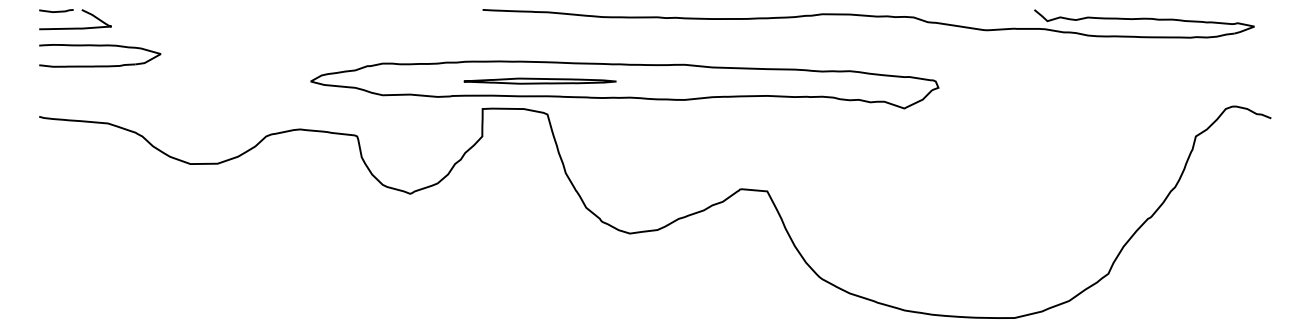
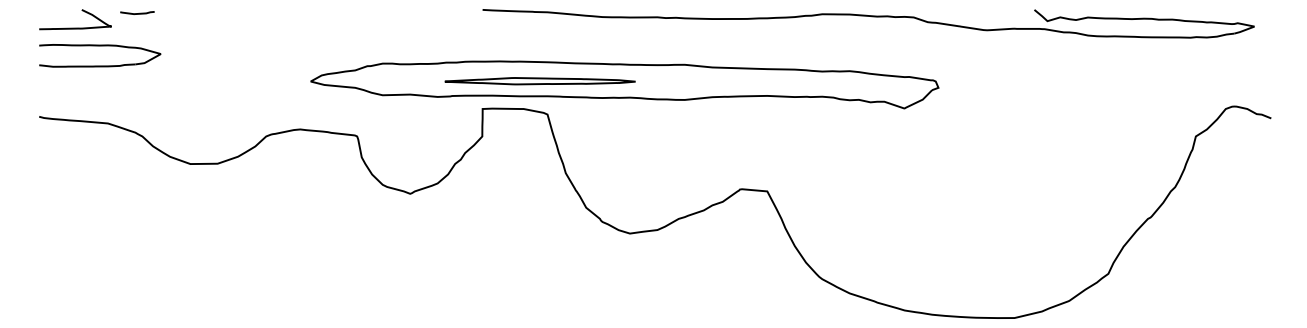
line position: (56, 11) -> (137, 13) (137, 13)
part size: 154x8 px -> 192x9 px (539, 81)
